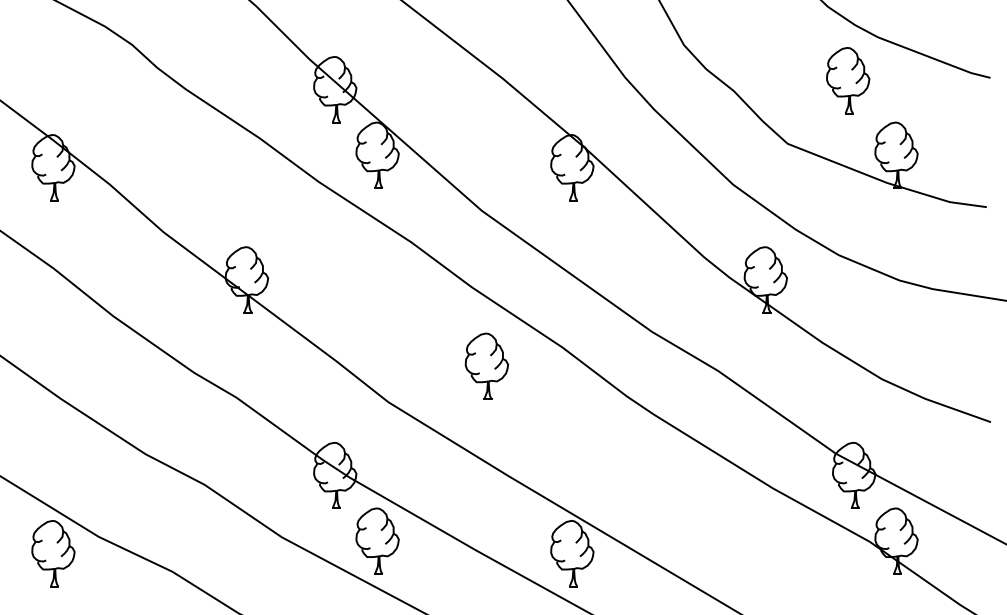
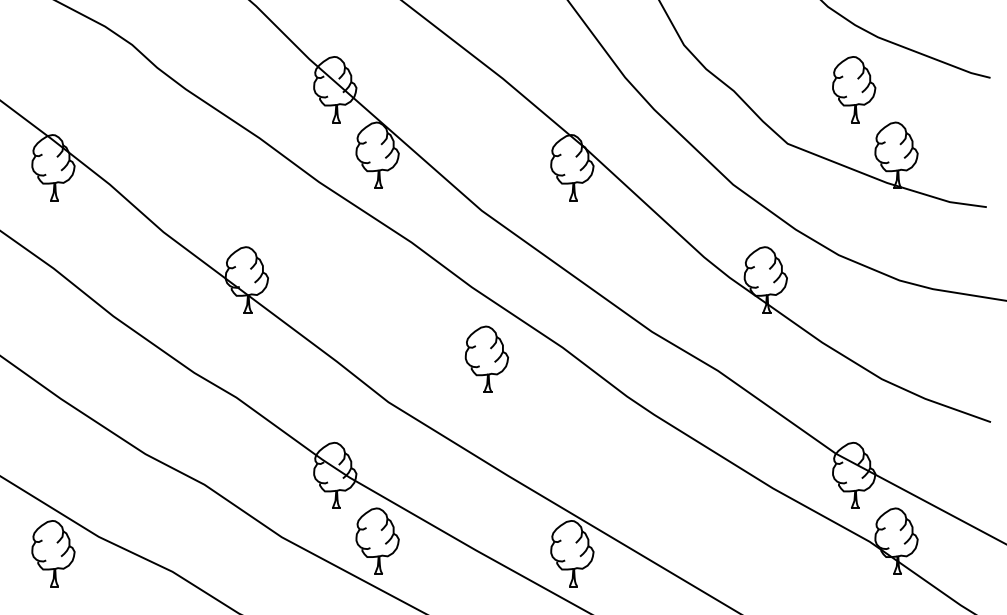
part position: (848, 80) -> (854, 89) (854, 89)
part position: (486, 365) -> (486, 358) (486, 358)
